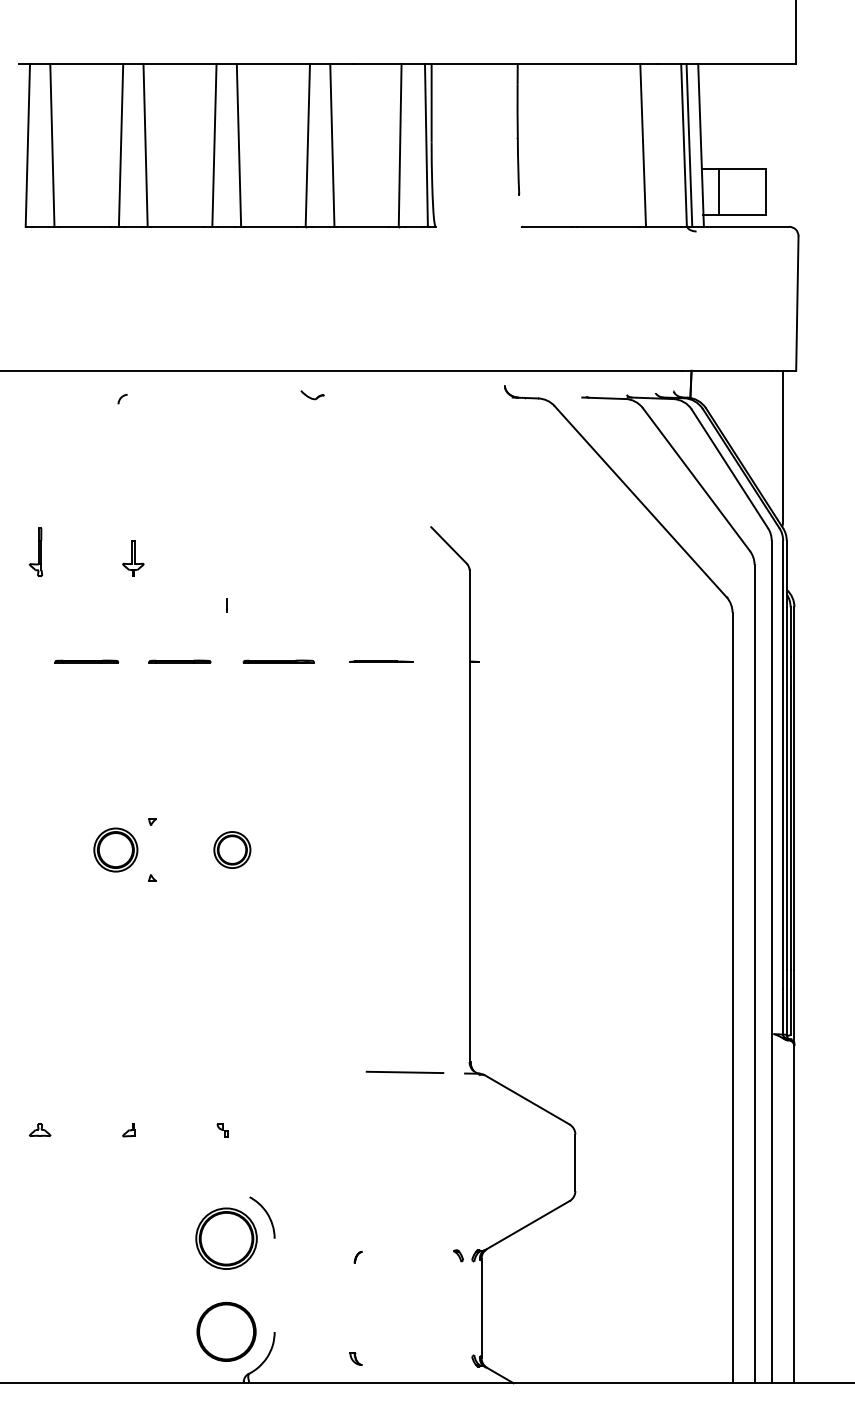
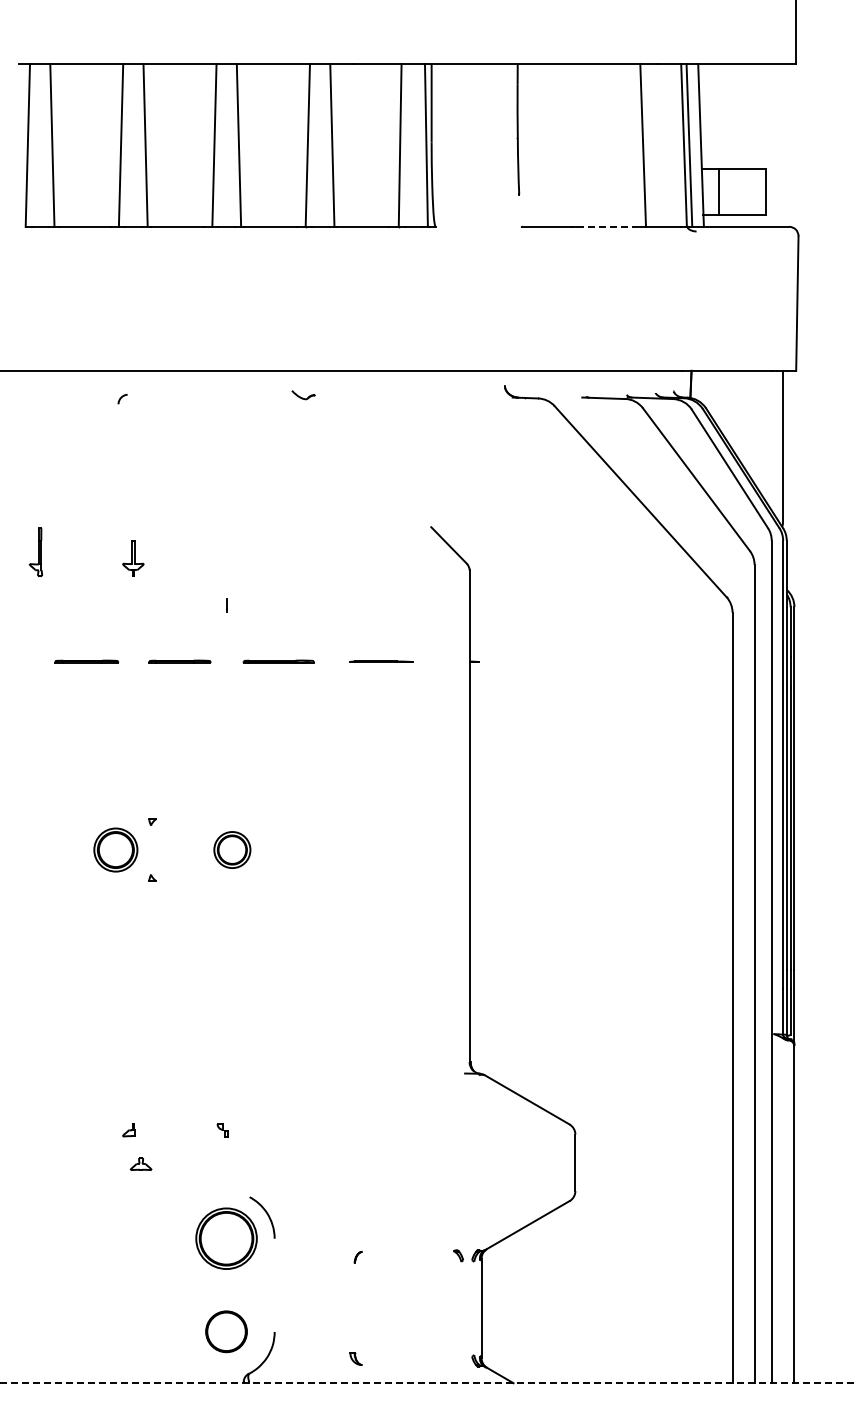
line: solid -> dashed (608, 226)
part position: (312, 395) -> (303, 395) (303, 395)
line: present -> none (404, 1072)
part position: (39, 1129) -> (140, 1163) (140, 1163)
part size: 61x61 px -> 43x44 px (226, 1331)
line: solid -> dashed (427, 1383)
